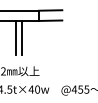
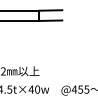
line: present -> none (16, 37)
line: present -> none (21, 37)
